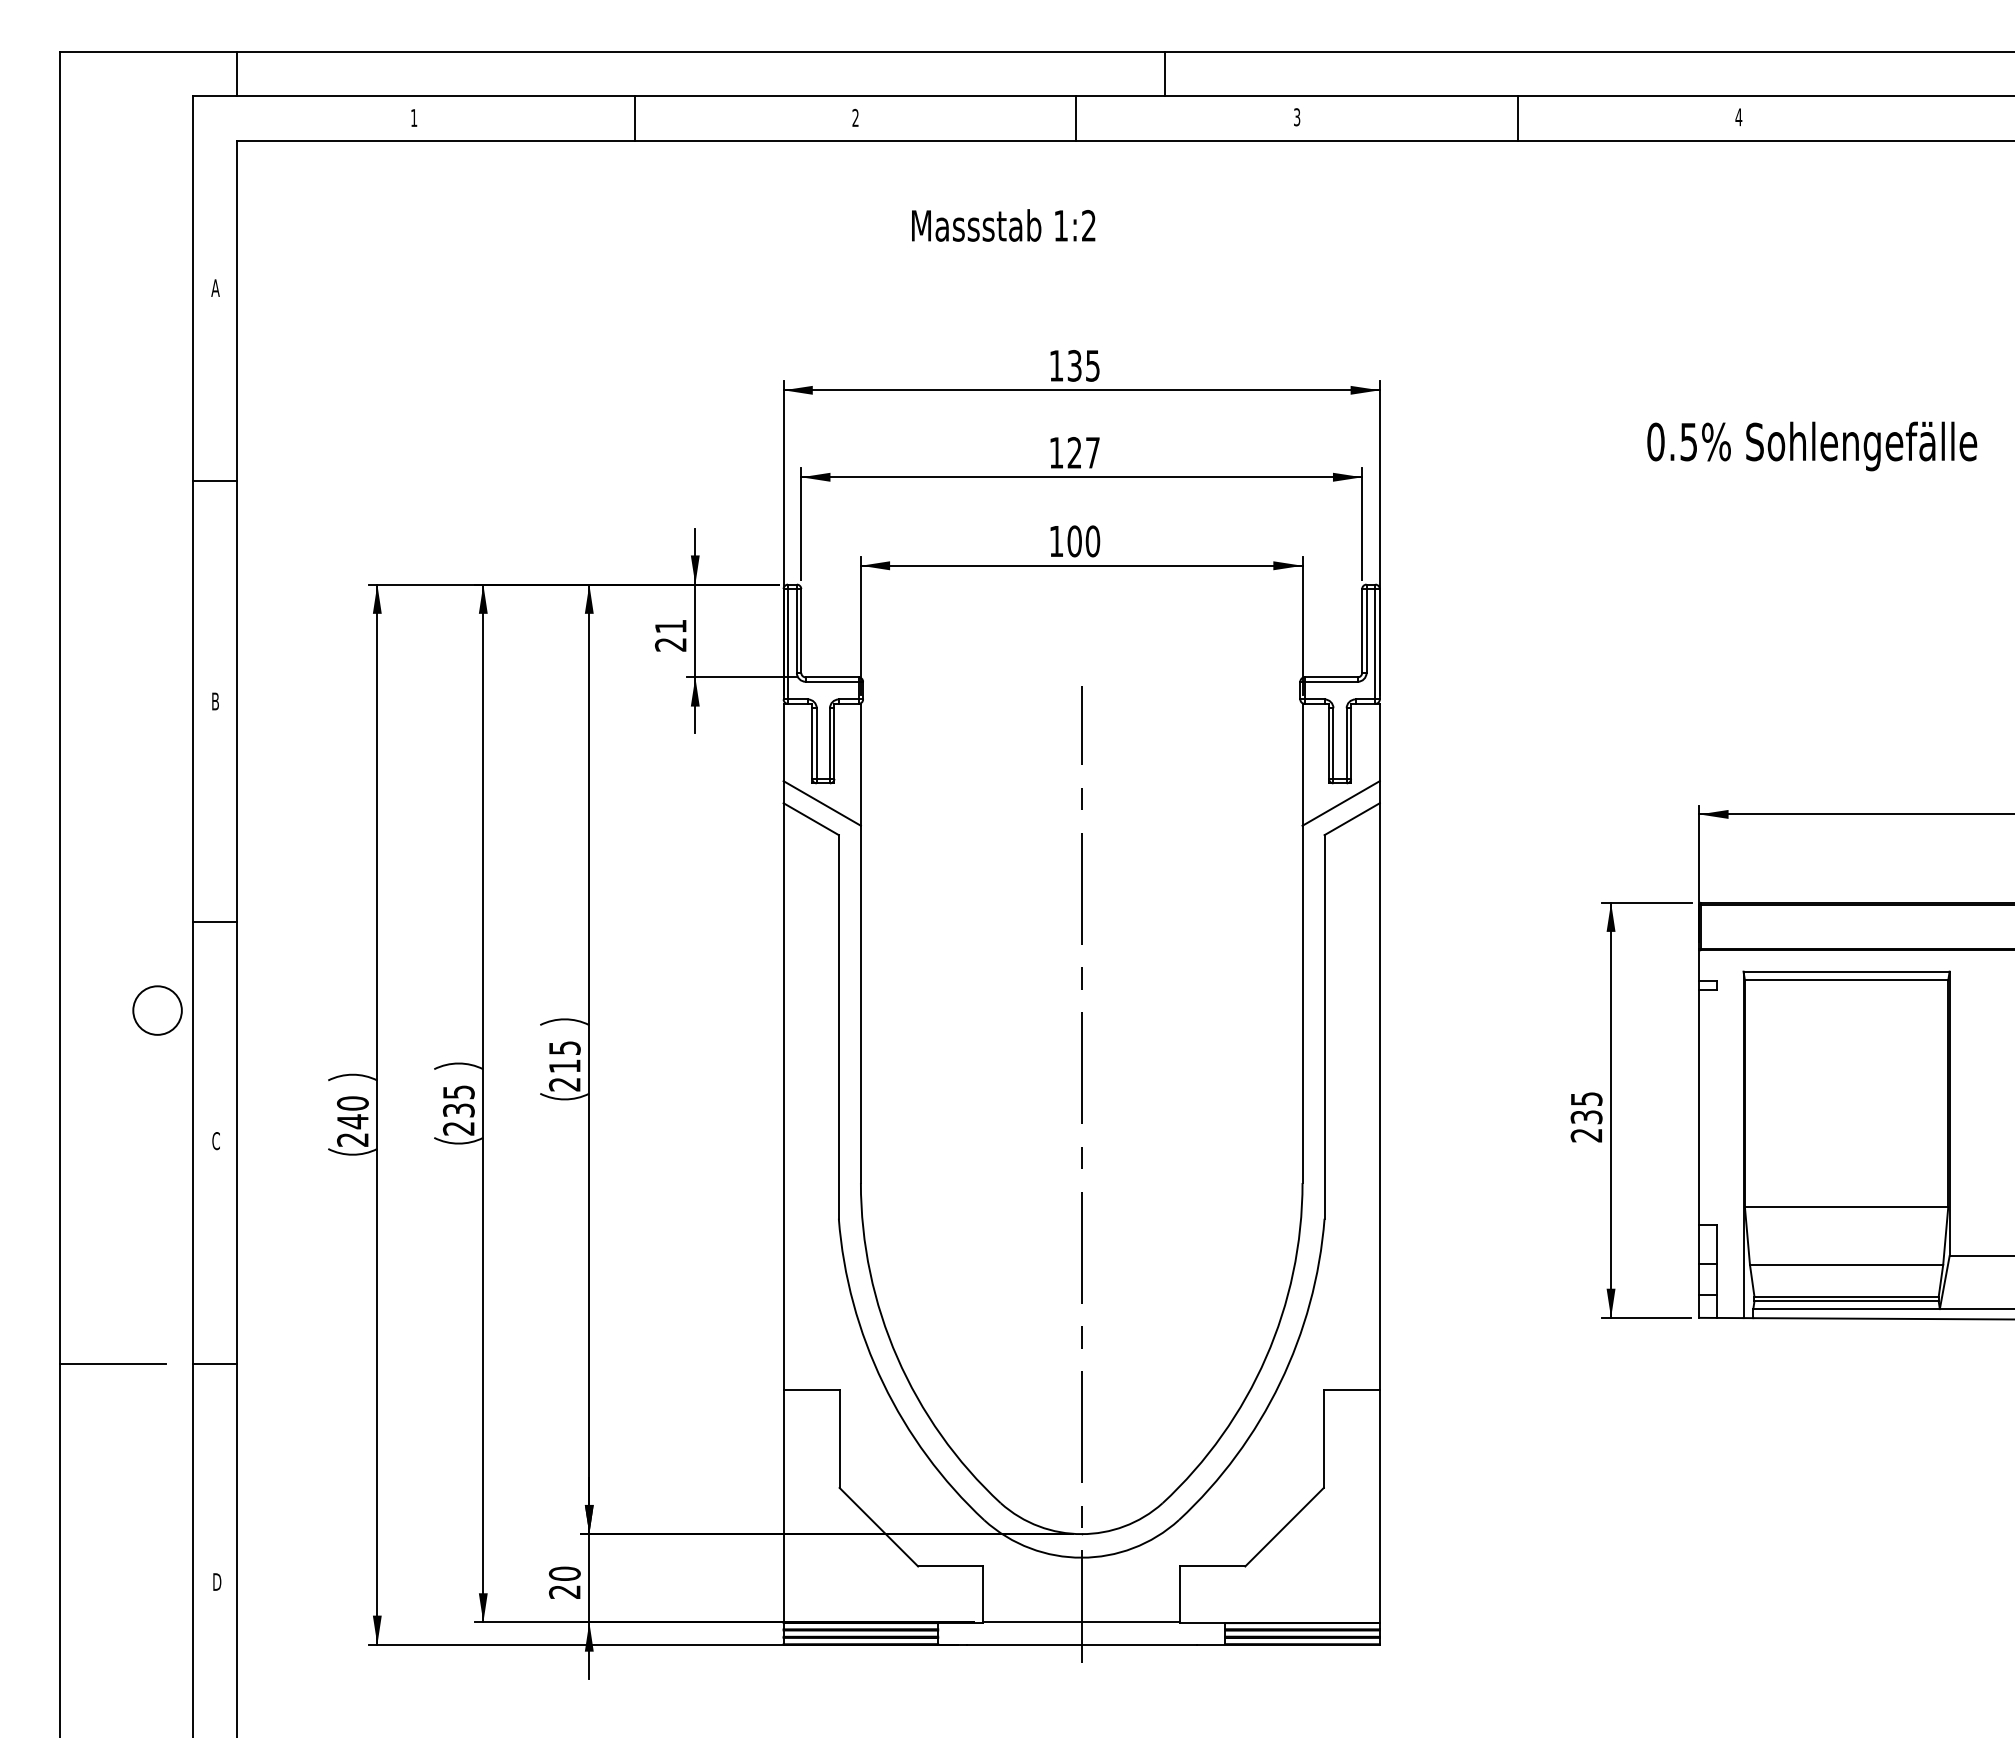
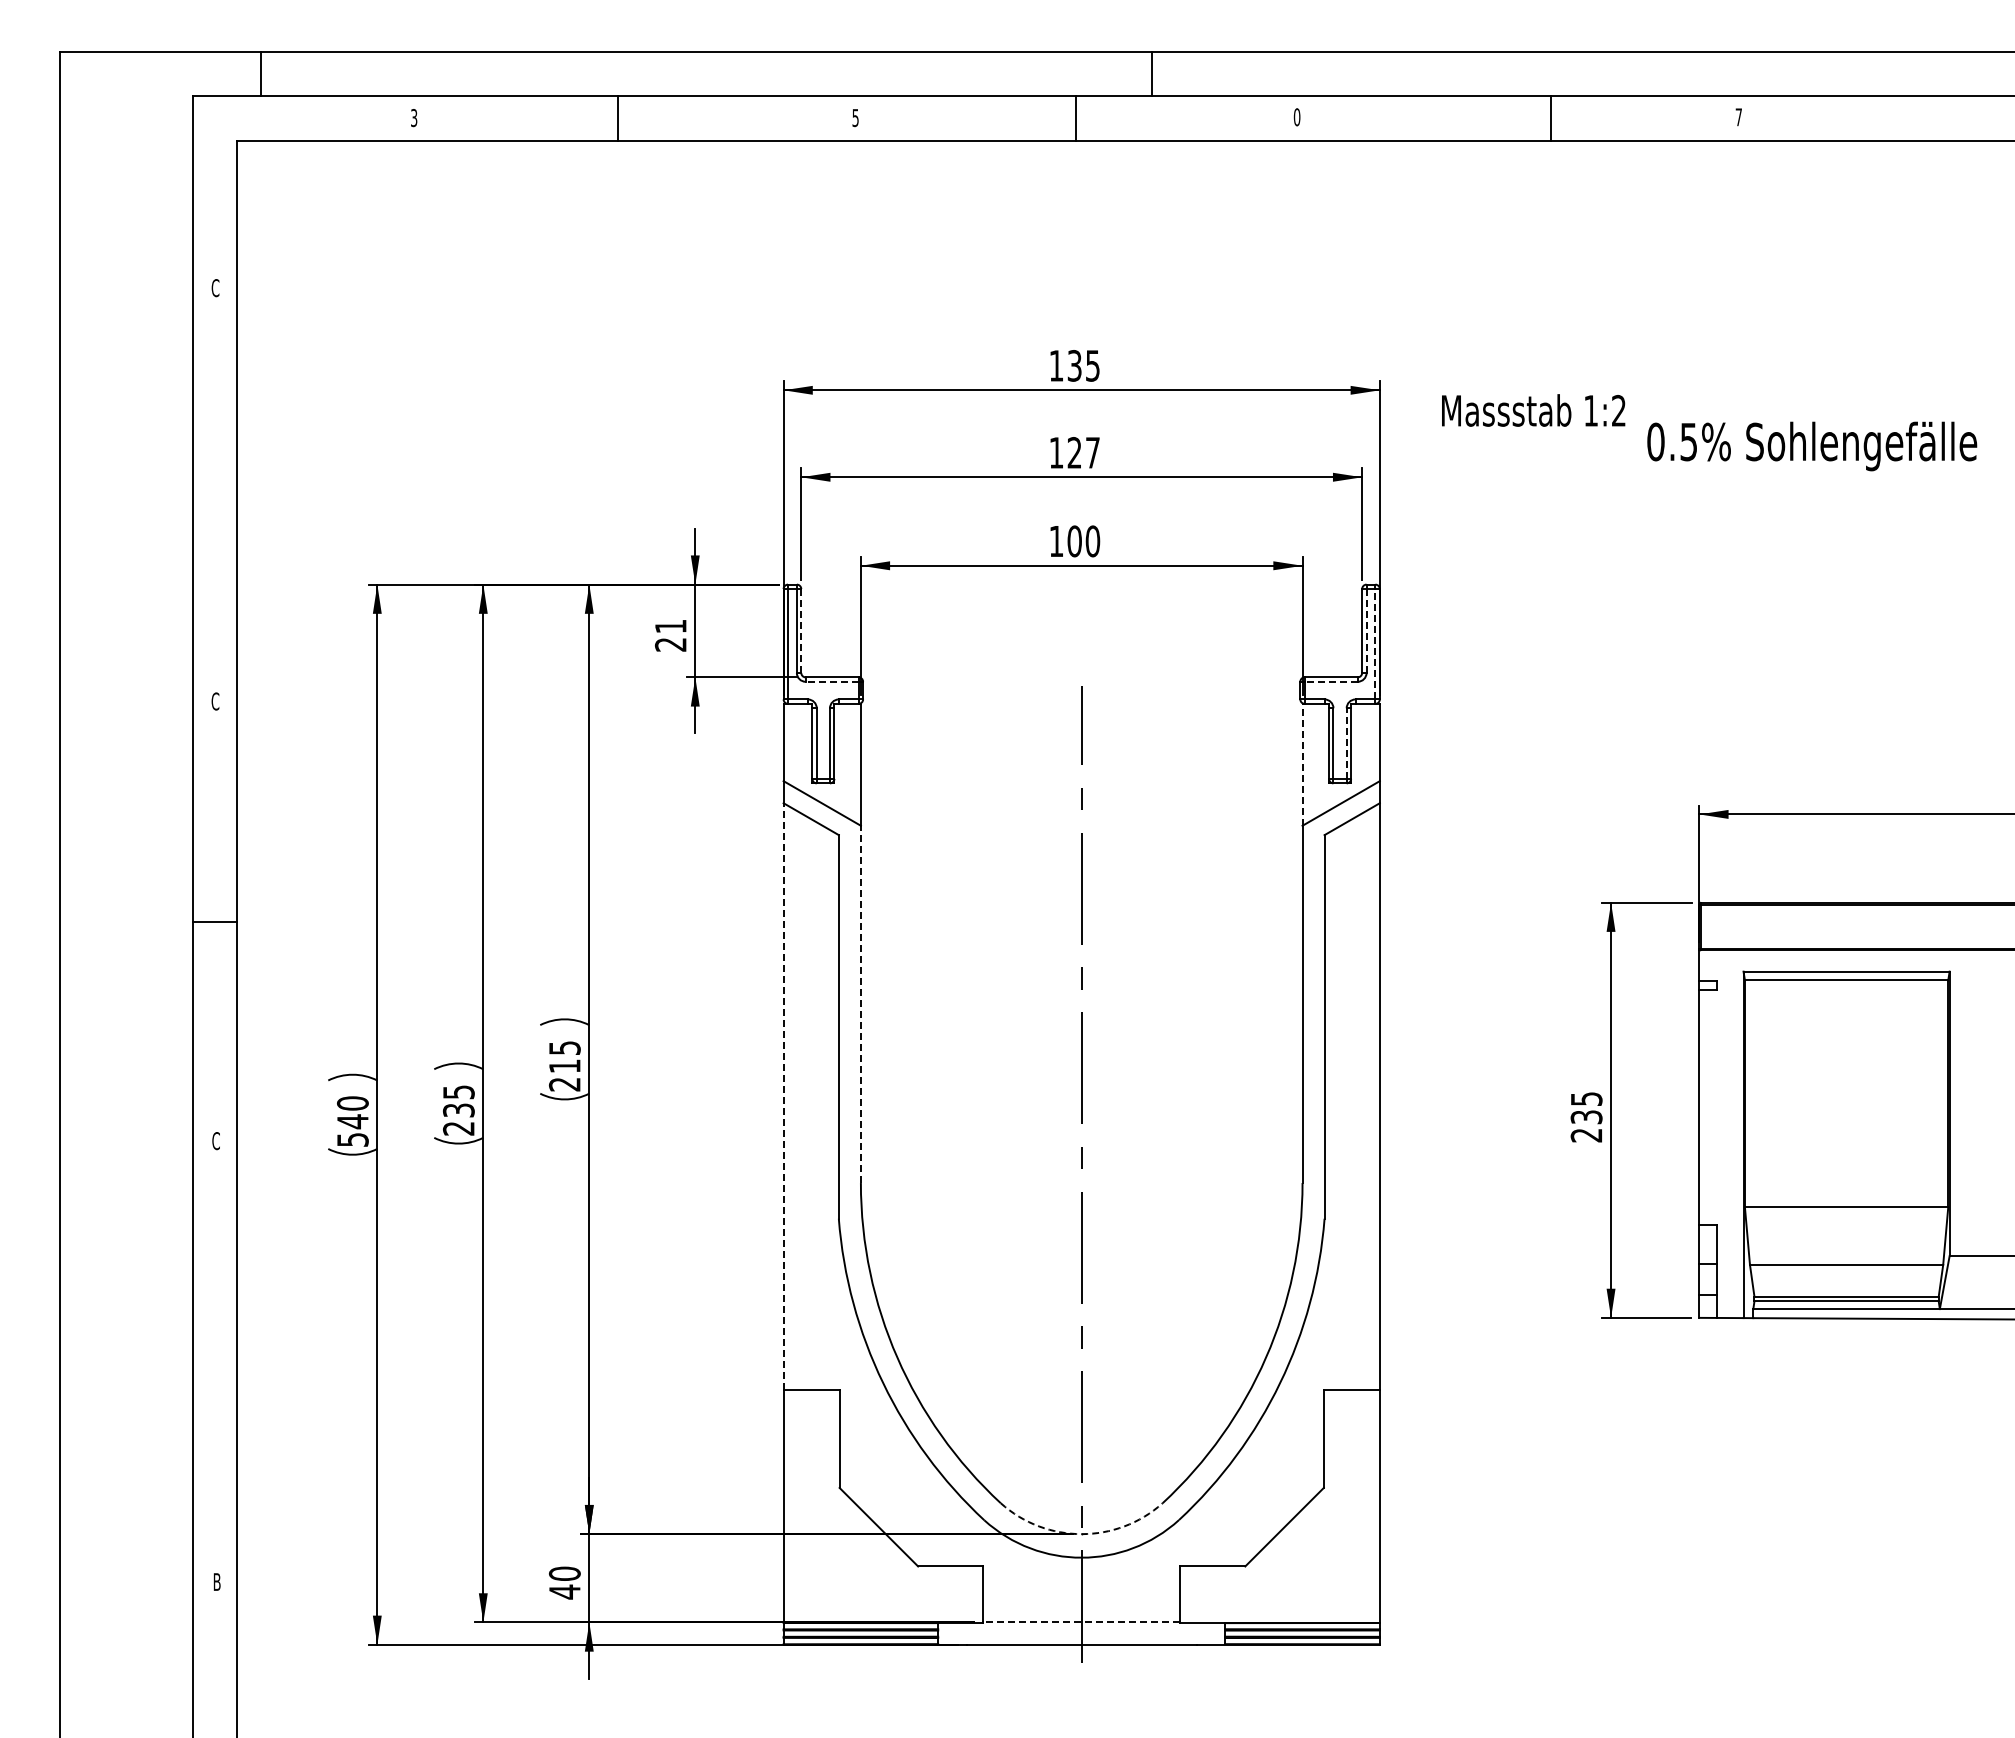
line position: (237, 74) -> (261, 74) (261, 74)
line position: (1164, 74) -> (1151, 74) (1151, 74)
text: 2 -> 5 (855, 117)
text: 3 -> 0 (1296, 117)
text: 4 -> 7 (1738, 117)
text: 1 -> 3 (414, 118)
line position: (634, 118) -> (617, 118) (617, 118)
line position: (1517, 118) -> (1550, 118) (1550, 118)
text position: (1003, 225) -> (1533, 410) (1533, 410)
text: A -> C (215, 288)
line: present -> none (214, 480)
line: solid -> dashed (801, 631)
line: solid -> dashed (1366, 631)
line: solid -> dashed (1375, 643)
line: solid -> dashed (831, 681)
line: solid -> dashed (1330, 681)
text: B -> C (215, 701)
line: solid -> dashed (1346, 743)
line: solid -> dashed (1302, 764)
line: solid -> dashed (860, 1004)
circle: present -> none (157, 1010)
line: solid -> dashed (783, 1096)
text: 240 -> 540 (352, 1139)
line: present -> none (113, 1363)
line: present -> none (214, 1363)
arc: solid -> dashed (1081, 1534)
text: D -> B (217, 1581)
text: 20 -> 40 (564, 1591)
line: solid -> dashed (1081, 1622)
